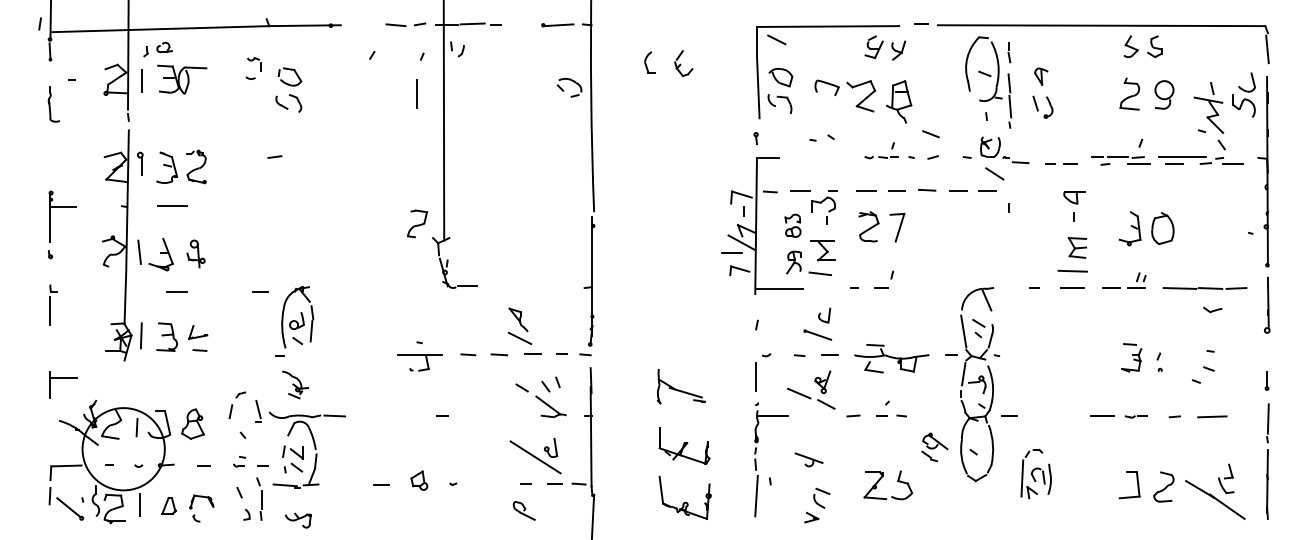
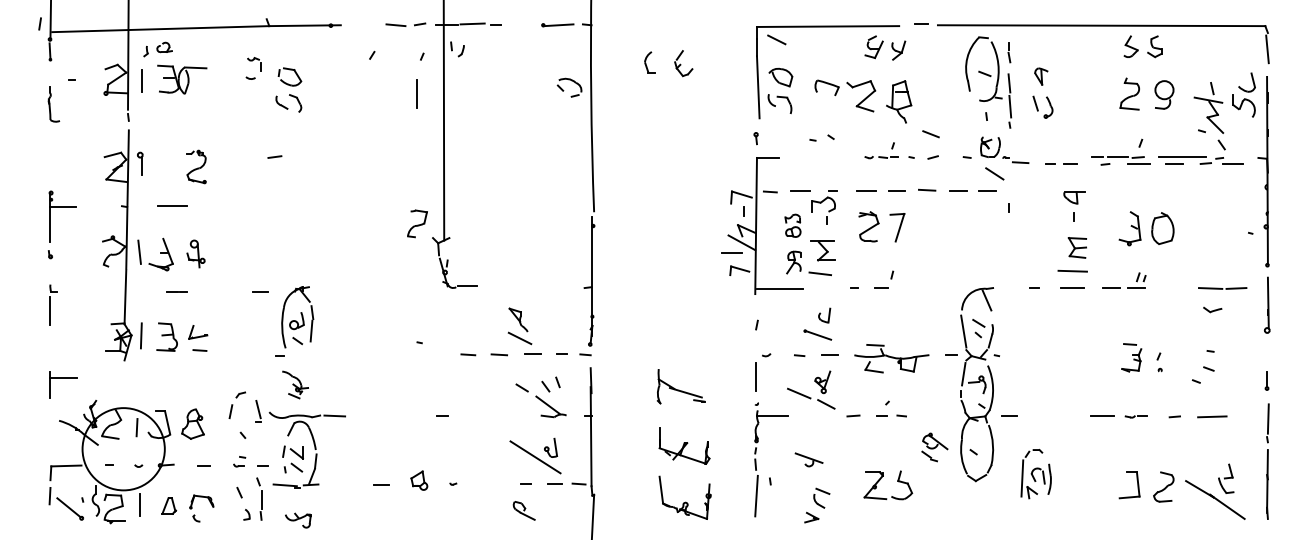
part: present -> none (167, 167)
line: present -> none (1179, 288)
part: present -> none (425, 359)
